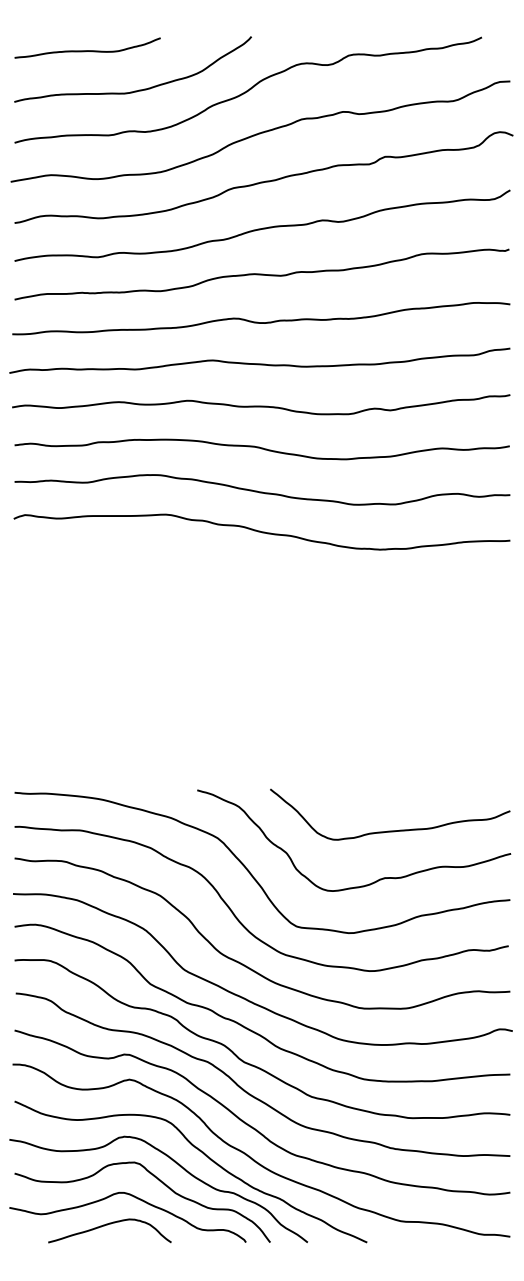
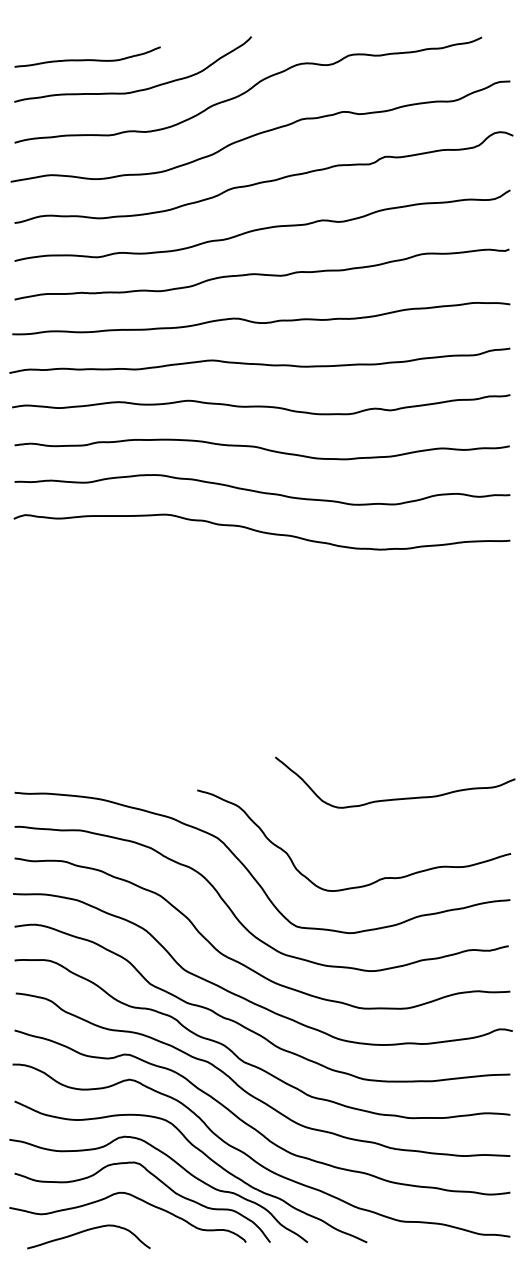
curve position: (87, 50) -> (87, 59) (87, 59)
curve position: (390, 830) -> (395, 798) (395, 798)
curve position: (107, 1225) -> (86, 1231) (86, 1231)
